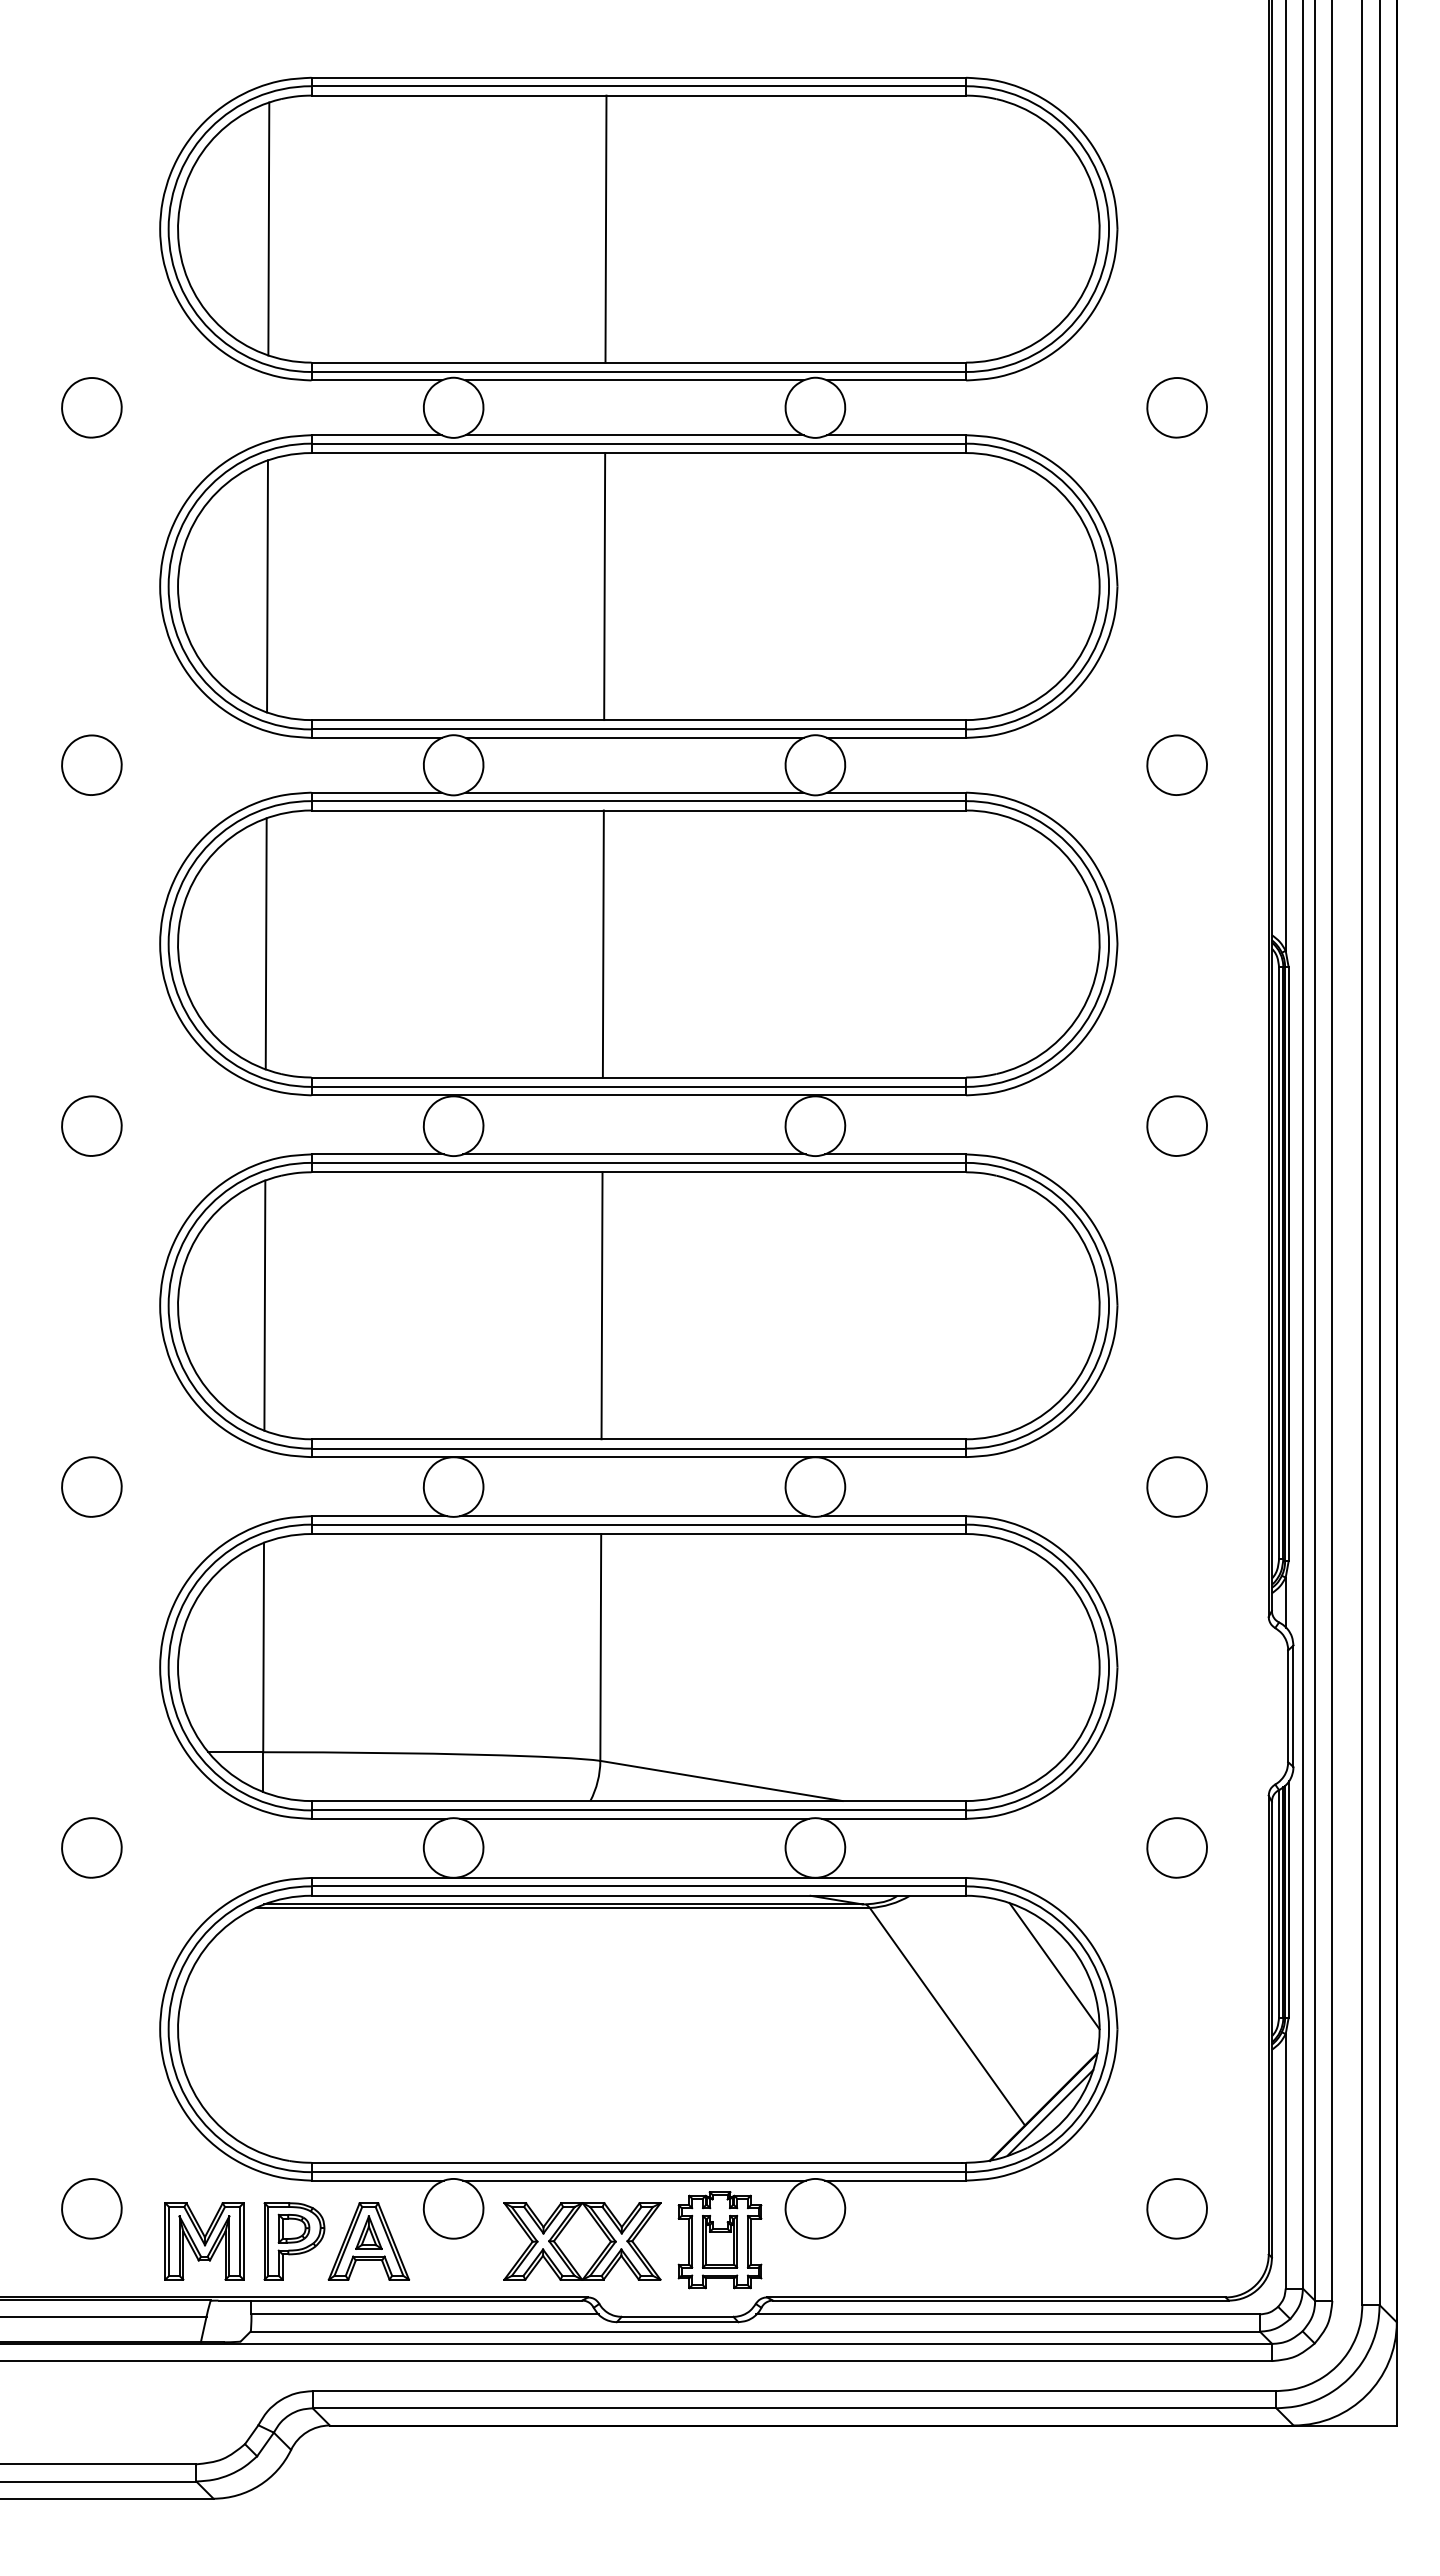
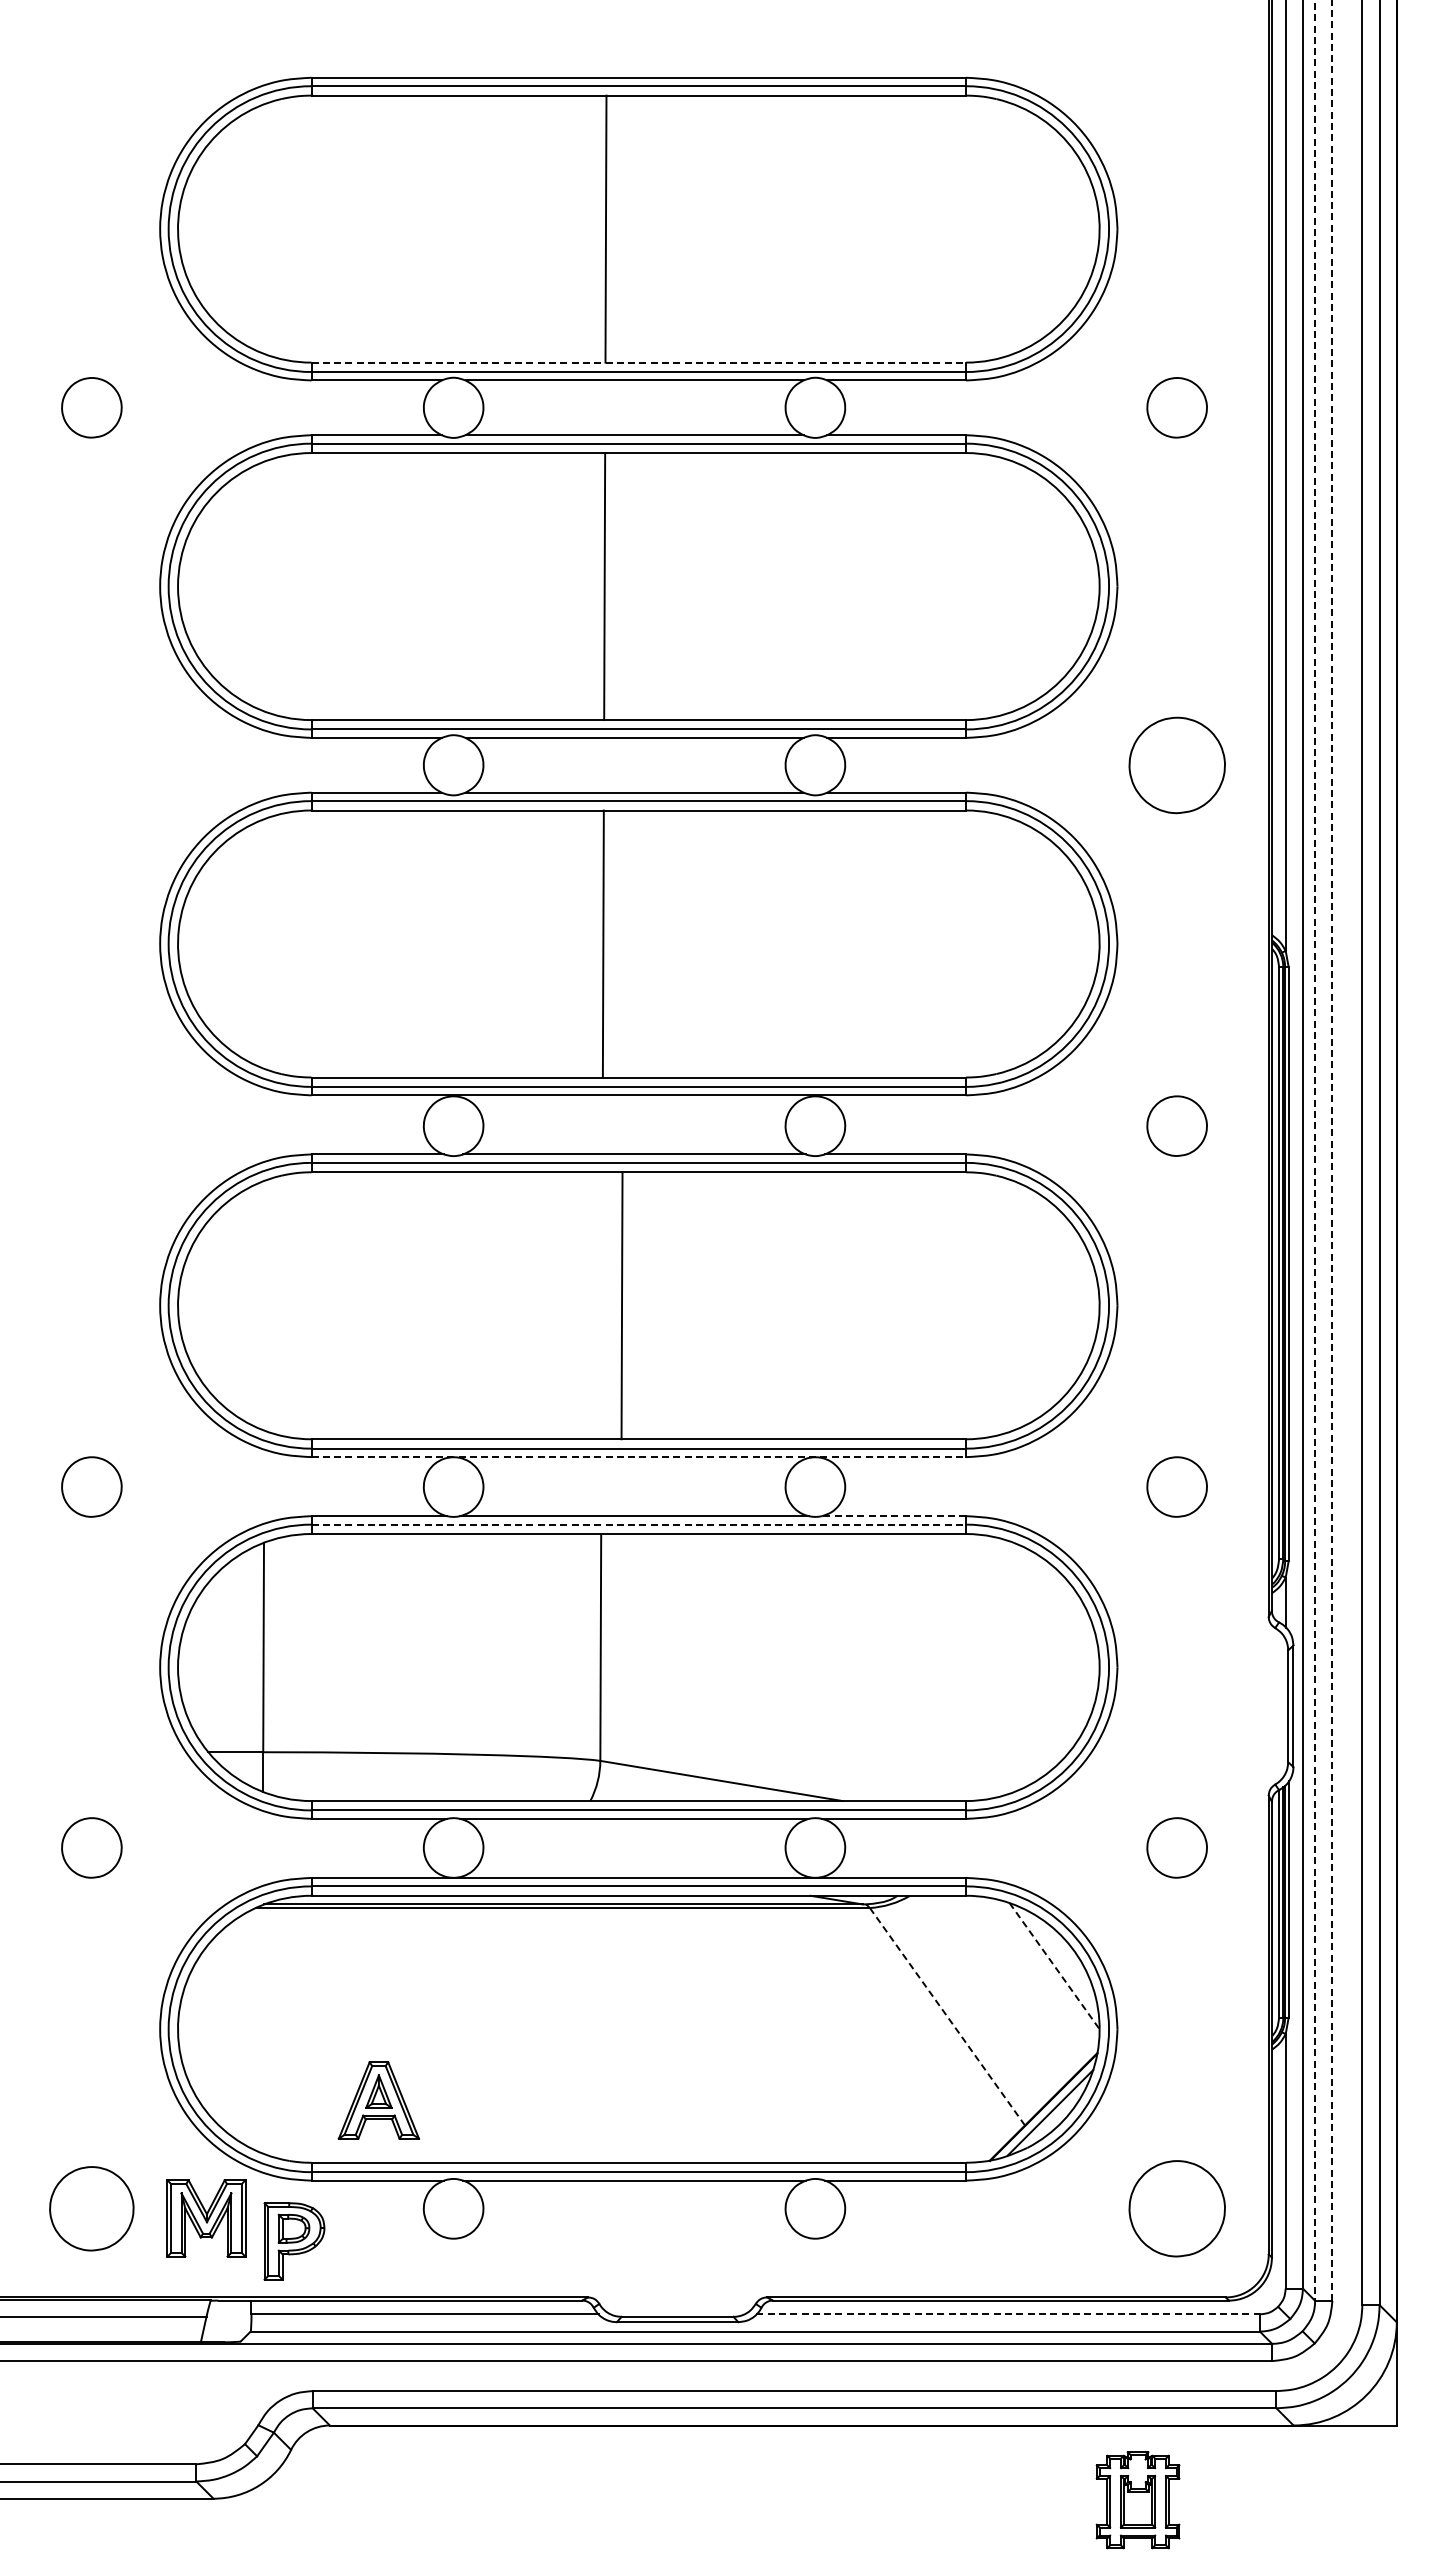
line: present -> none (268, 228)
line: solid -> dashed (639, 362)
line: present -> none (267, 586)
part: present -> none (91, 764)
part size: 62x62 px -> 98x99 px (1176, 765)
line: present -> none (265, 943)
part: present -> none (91, 1125)
line: solid -> dashed (1332, 1150)
line: solid -> dashed (1315, 1151)
line: present -> none (264, 1305)
line position: (601, 1305) -> (621, 1305) (621, 1305)
line: solid -> dashed (639, 1457)
line: solid -> dashed (893, 1516)
line: solid -> dashed (639, 1524)
line: solid -> dashed (1054, 1966)
line: solid -> dashed (947, 2016)
part size: 62x62 px -> 86x86 px (91, 2208)
part size: 62x62 px -> 98x98 px (1176, 2208)
part position: (719, 2240) -> (1137, 2500) (1137, 2500)
part position: (204, 2241) -> (206, 2218) (206, 2218)
part position: (368, 2241) -> (378, 2100) (378, 2100)
part: present -> none (582, 2241)
line: solid -> dashed (1008, 2314)
